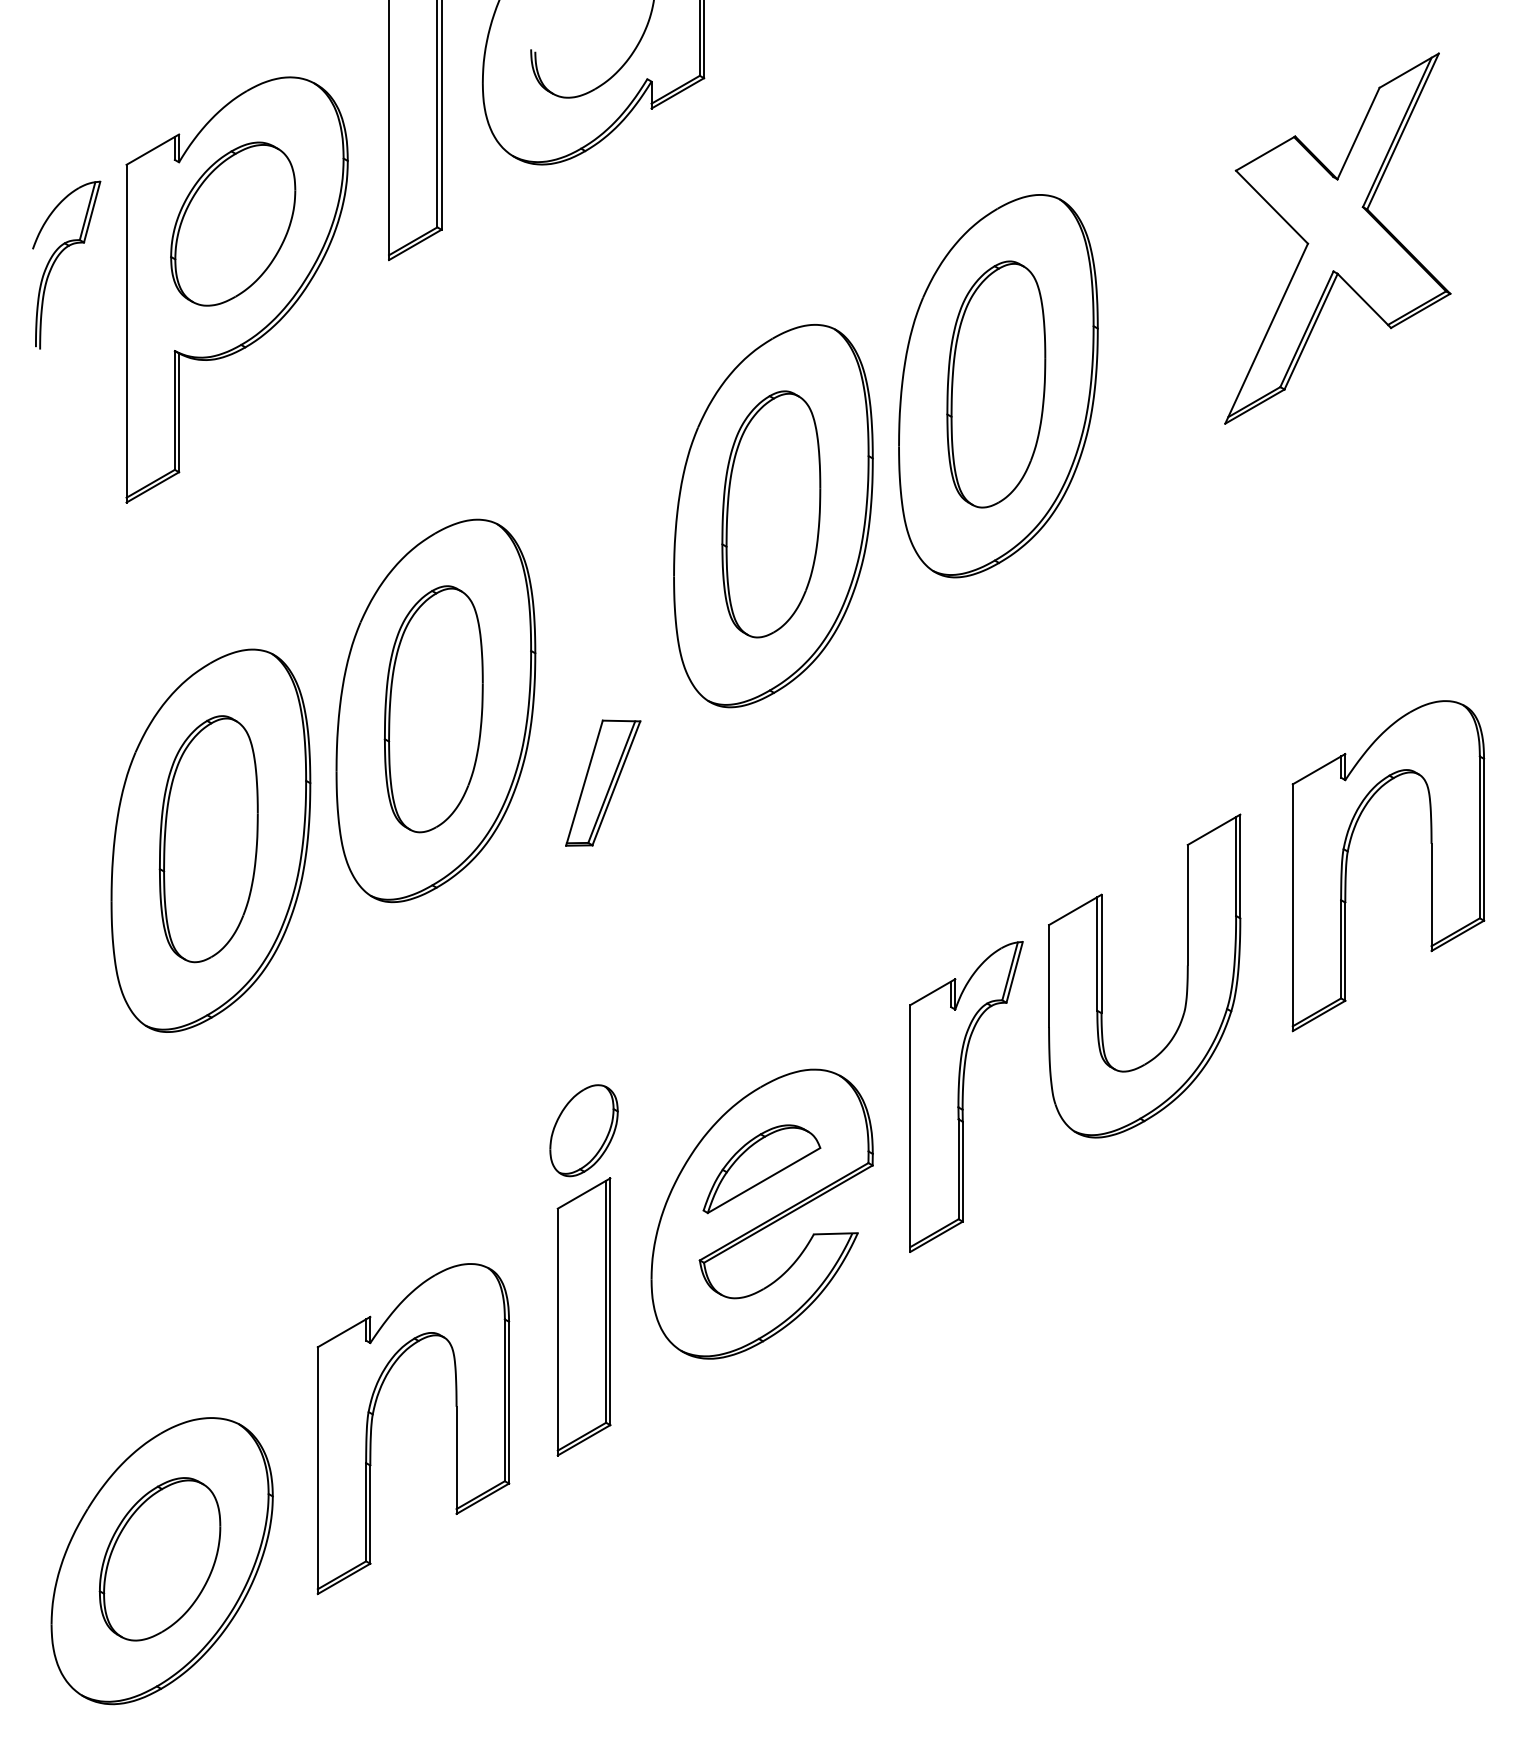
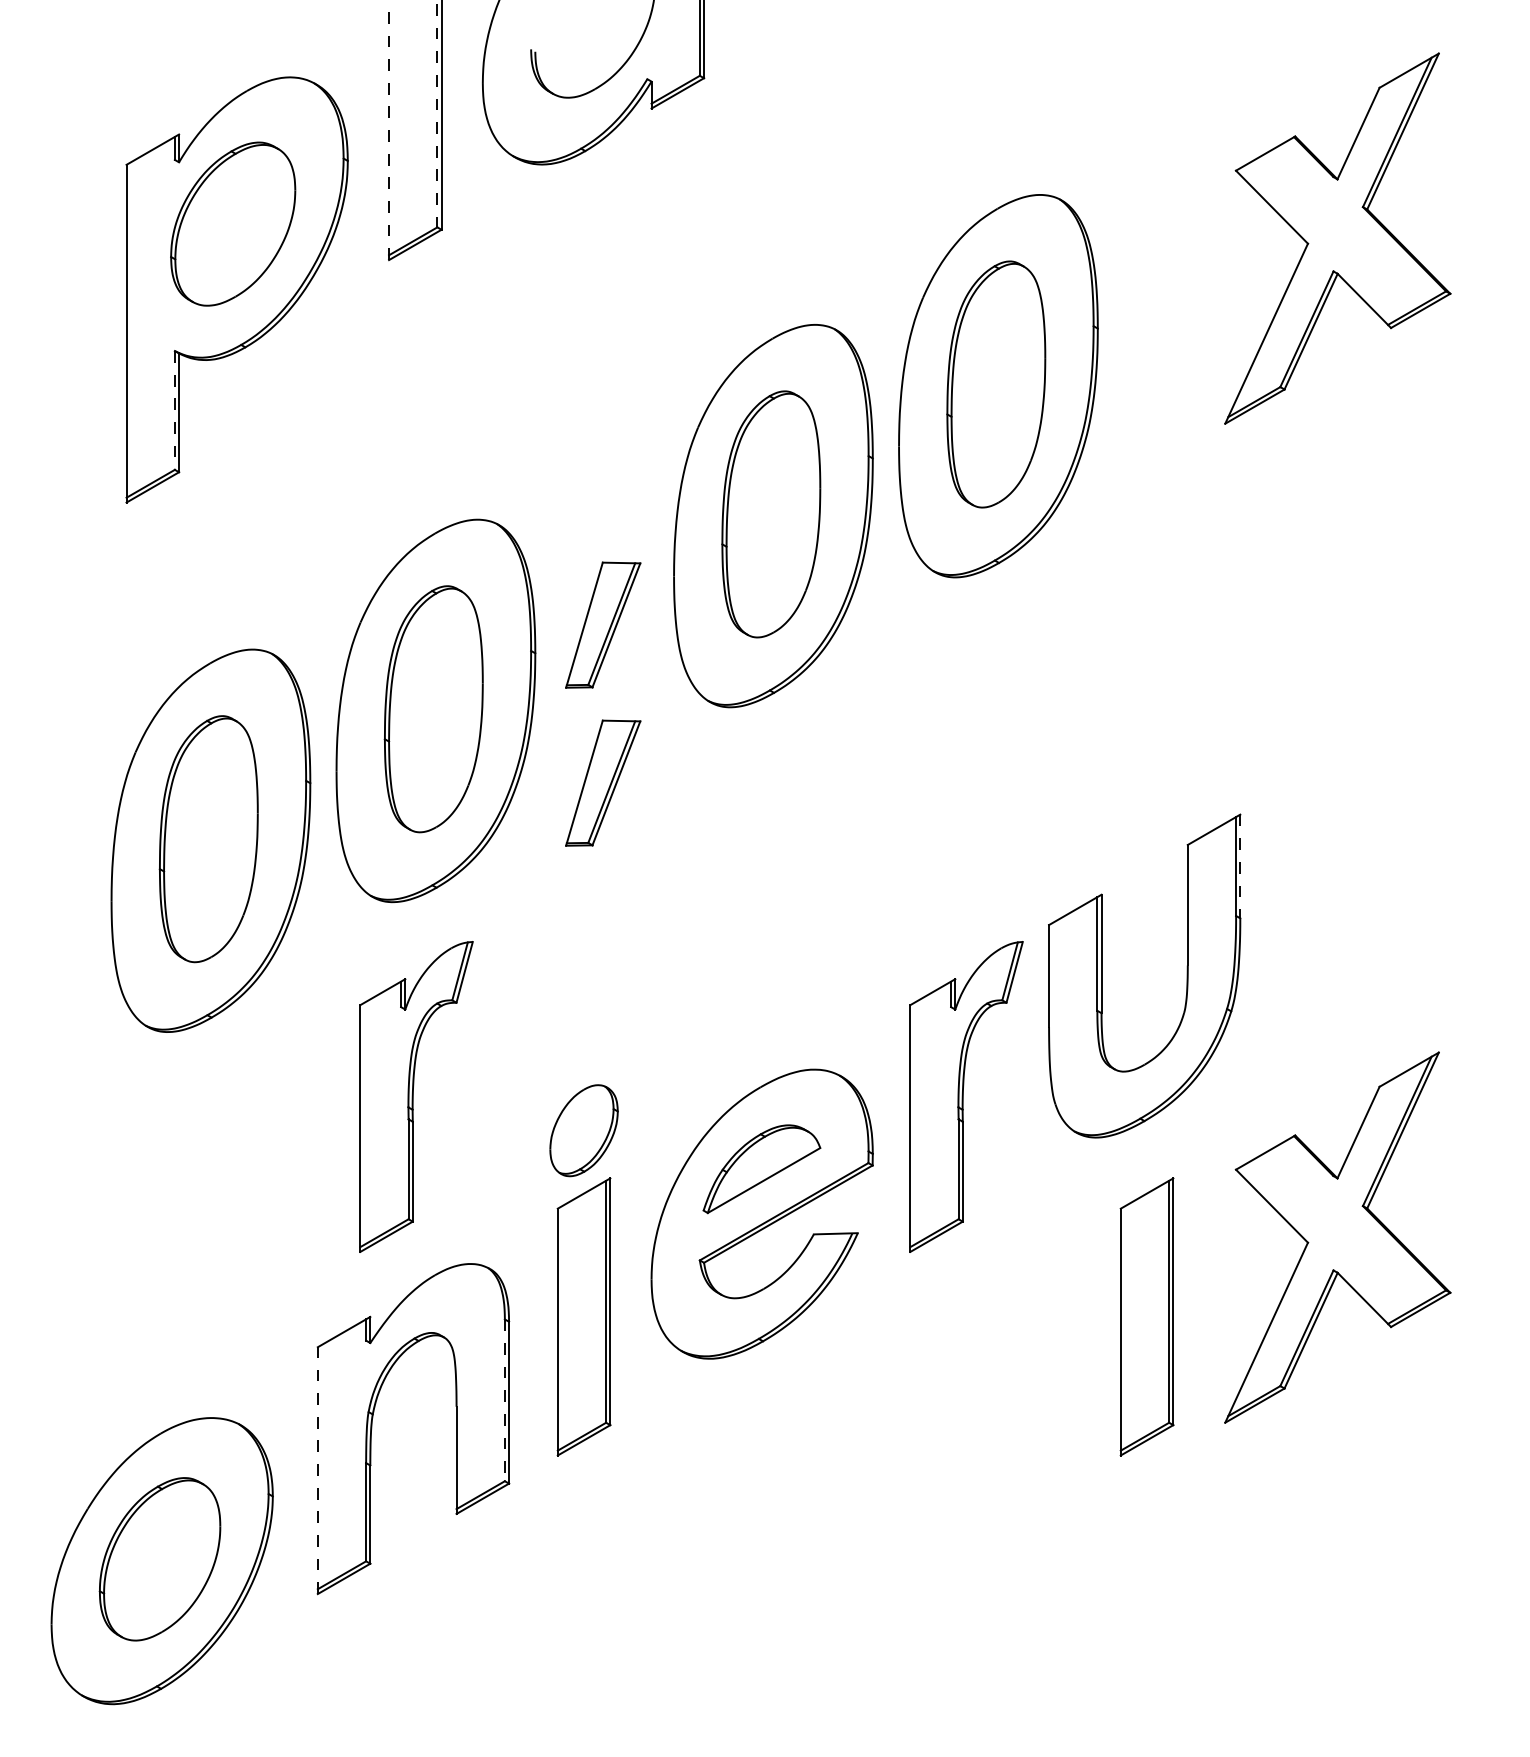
line: solid -> dashed (437, 114)
line: solid -> dashed (389, 130)
part: present -> none (58, 257)
line: solid -> dashed (174, 410)
part: none -> present (603, 624)
part: present -> none (1347, 865)
line: solid -> dashed (1240, 866)
part: none -> present (416, 1096)
part: none -> present (1337, 1237)
part: none -> present (1146, 1316)
line: solid -> dashed (504, 1400)
line: solid -> dashed (317, 1470)
